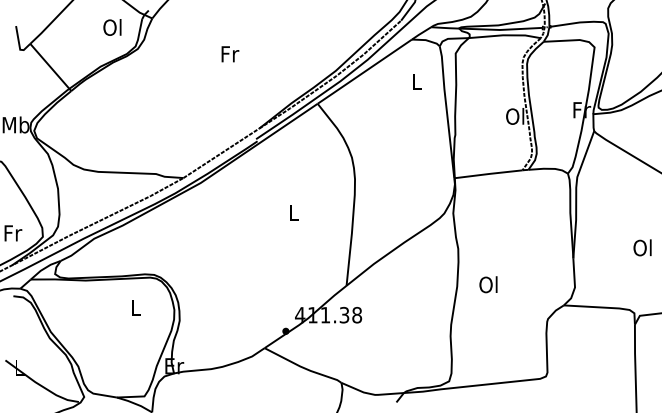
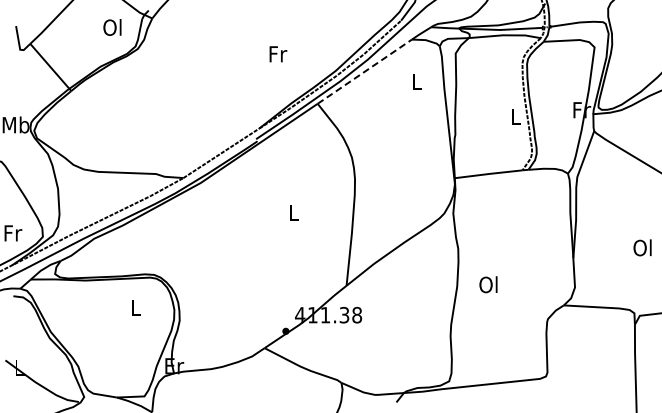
text position: (230, 54) -> (278, 54) (278, 54)
line: solid -> dashed (364, 72)
text: Ol -> L (515, 116)
